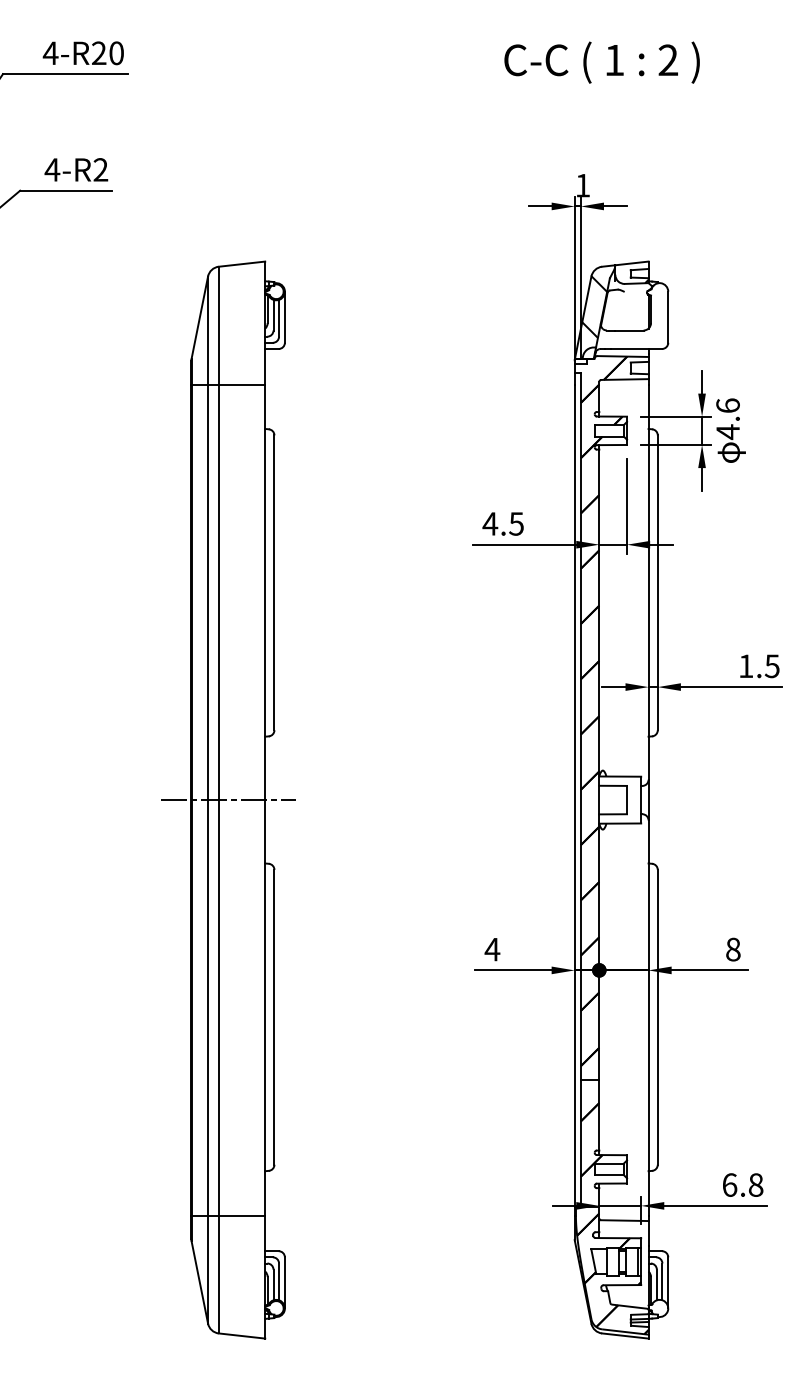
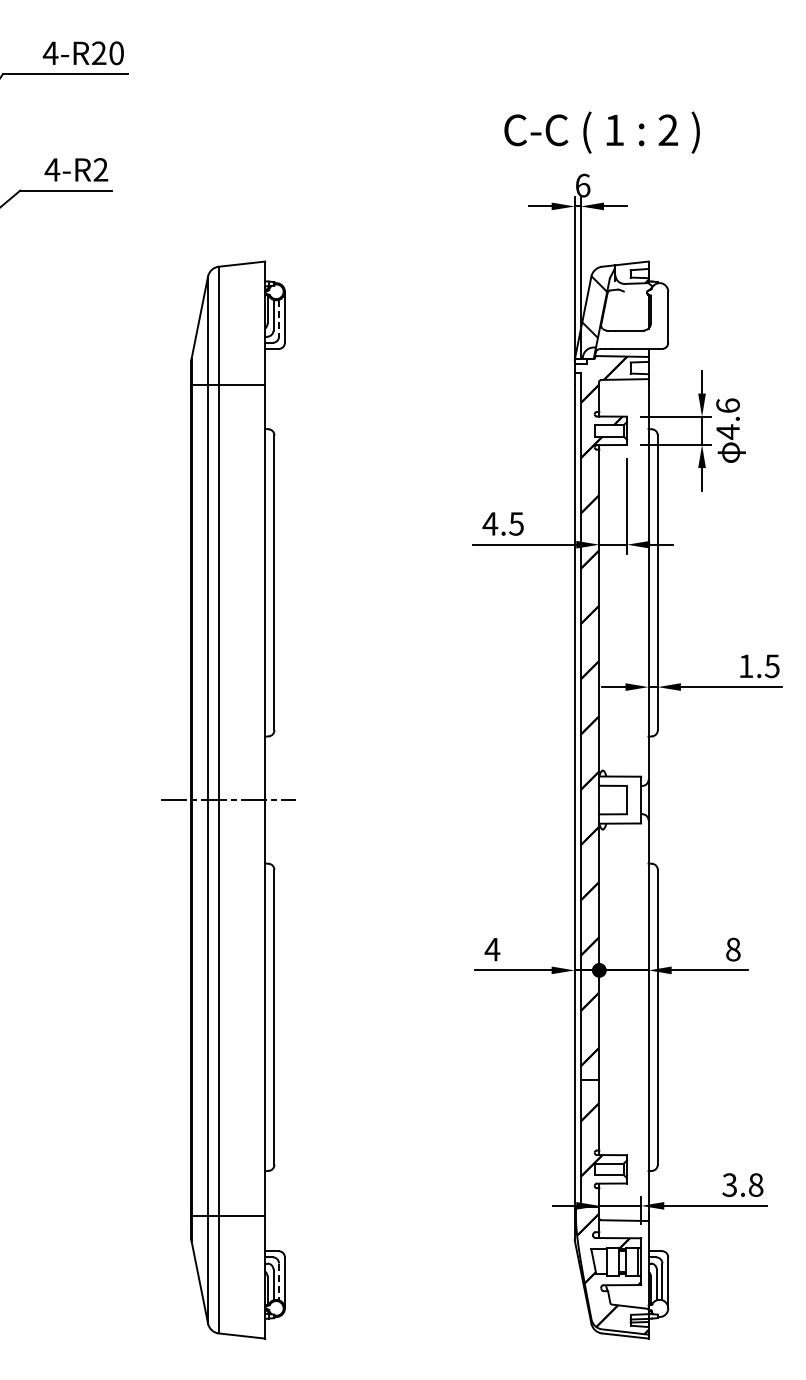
text position: (601, 62) -> (601, 132) (601, 132)
text: 1 -> 6 (583, 185)
line: solid -> dashed (279, 318)
text: 6.8 -> 3.8 (729, 1184)
line: solid -> dashed (279, 1282)
